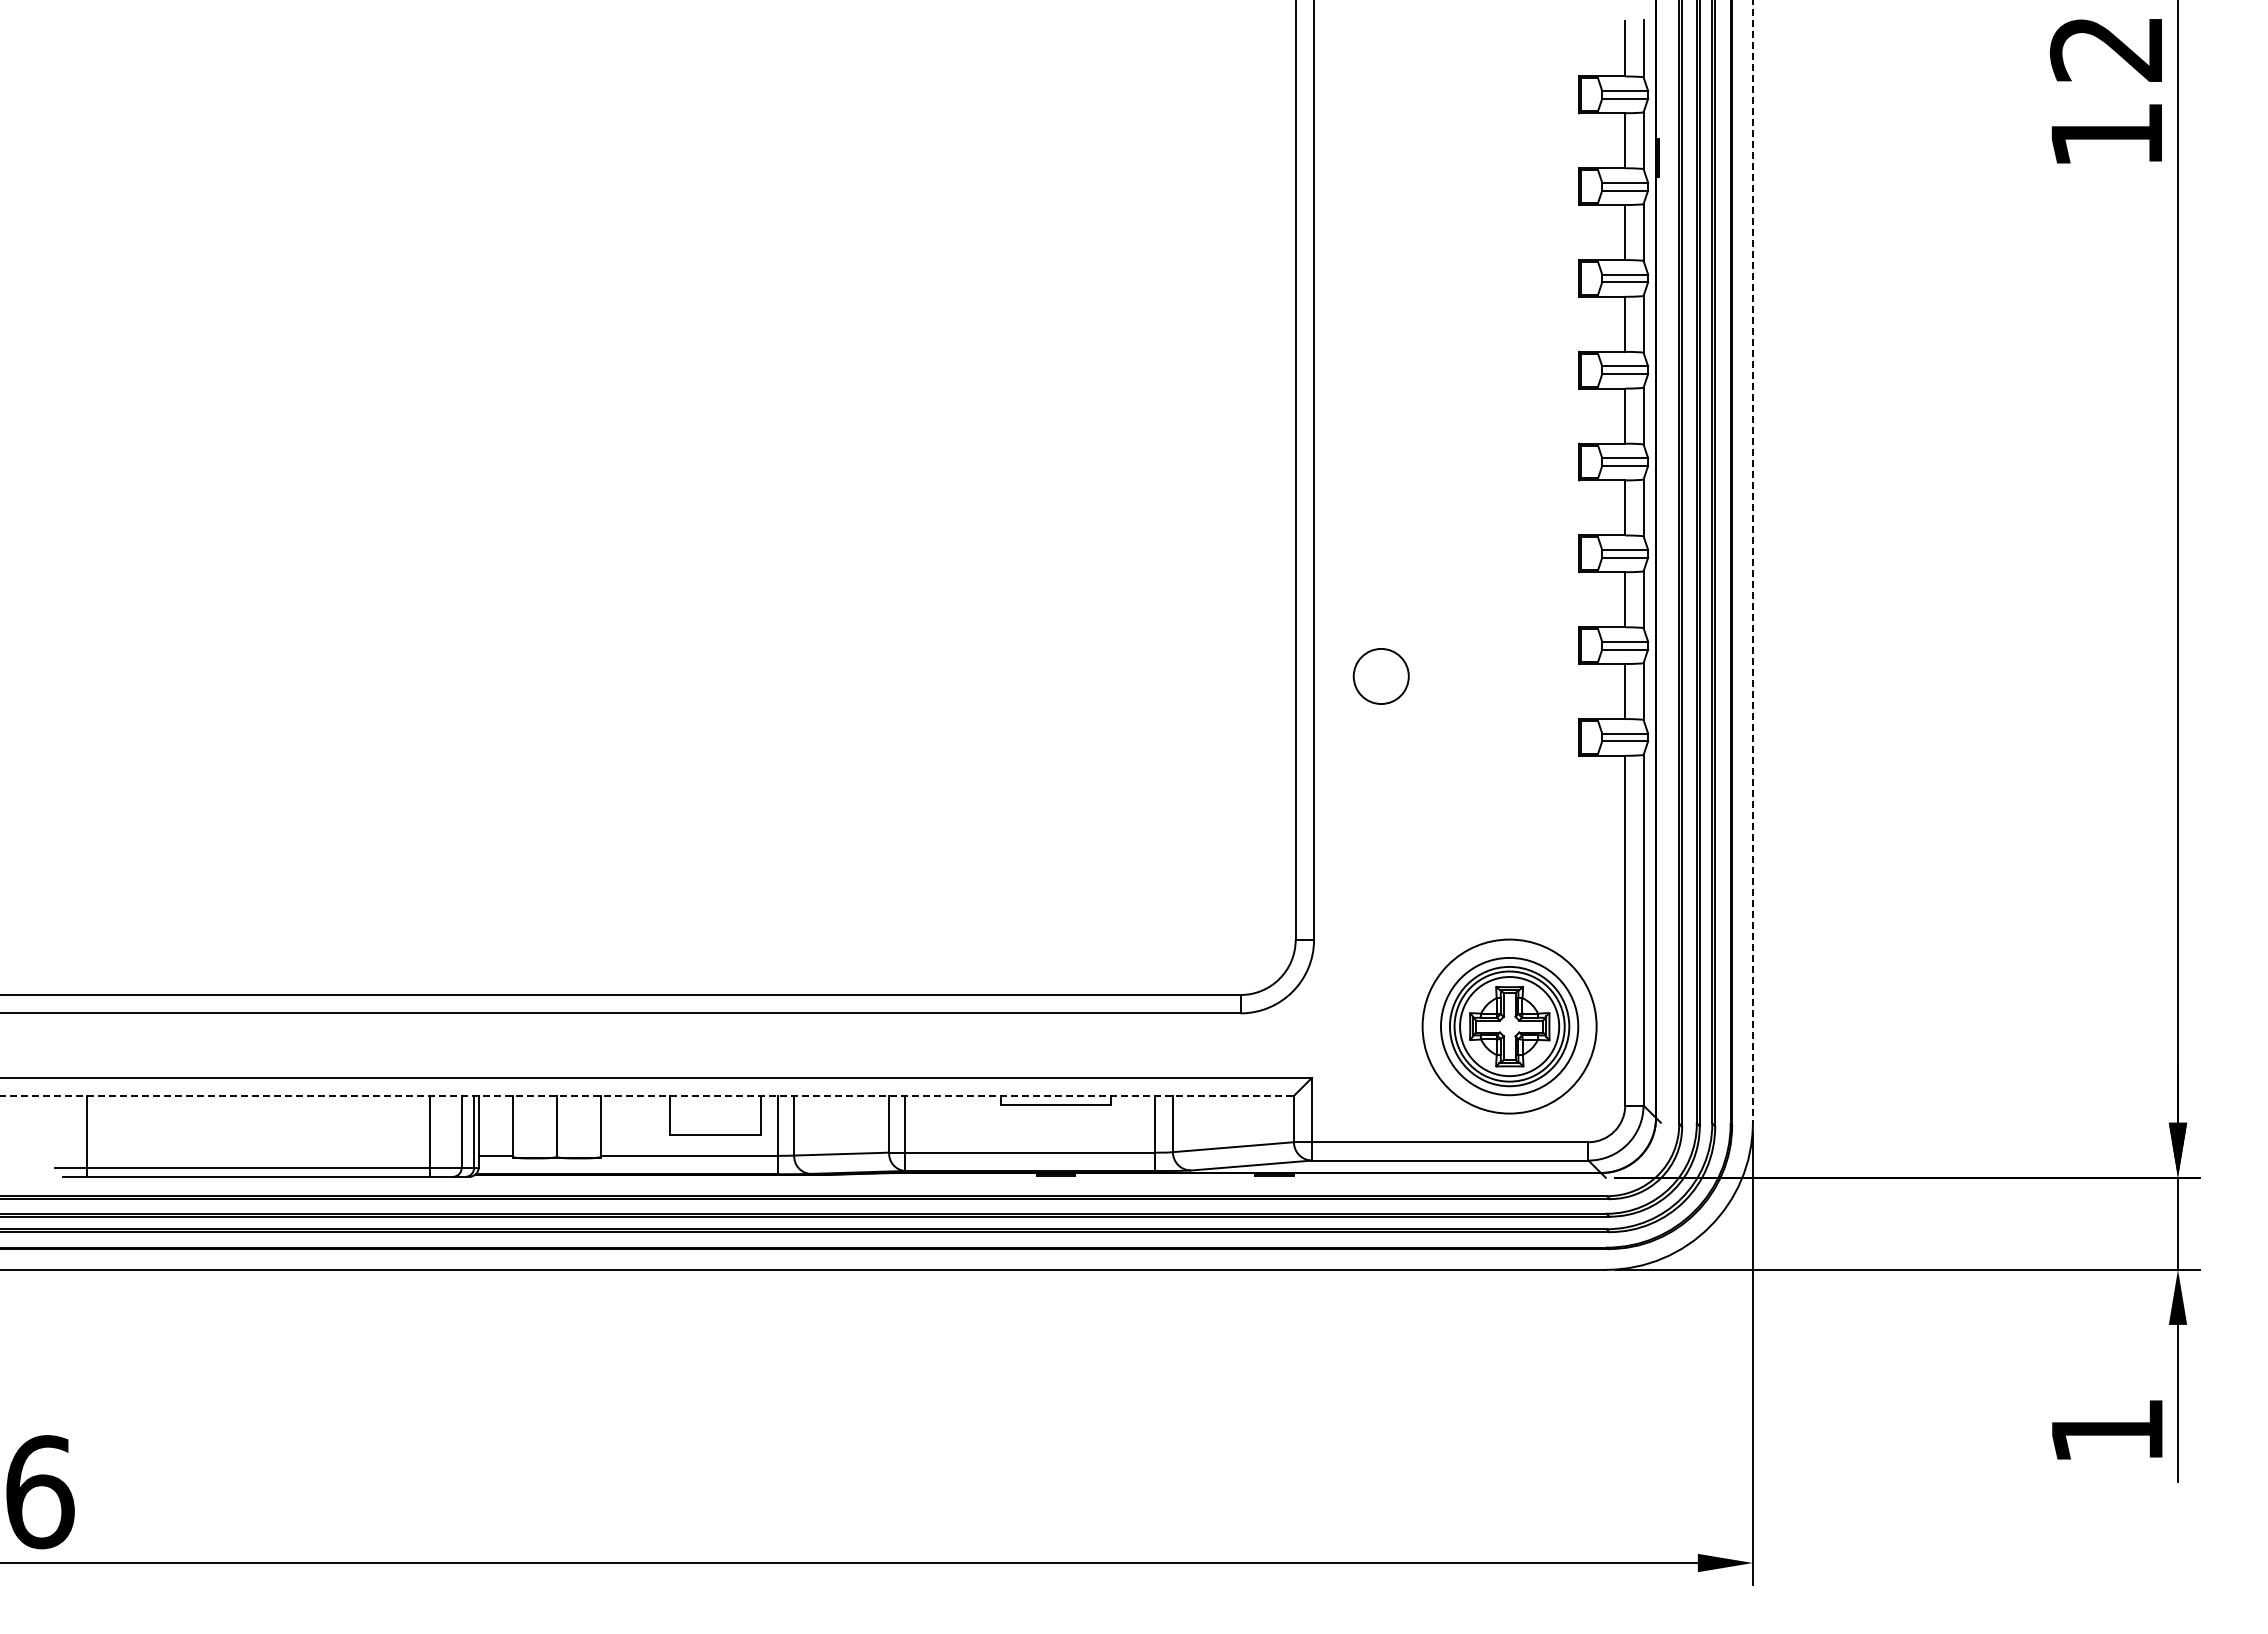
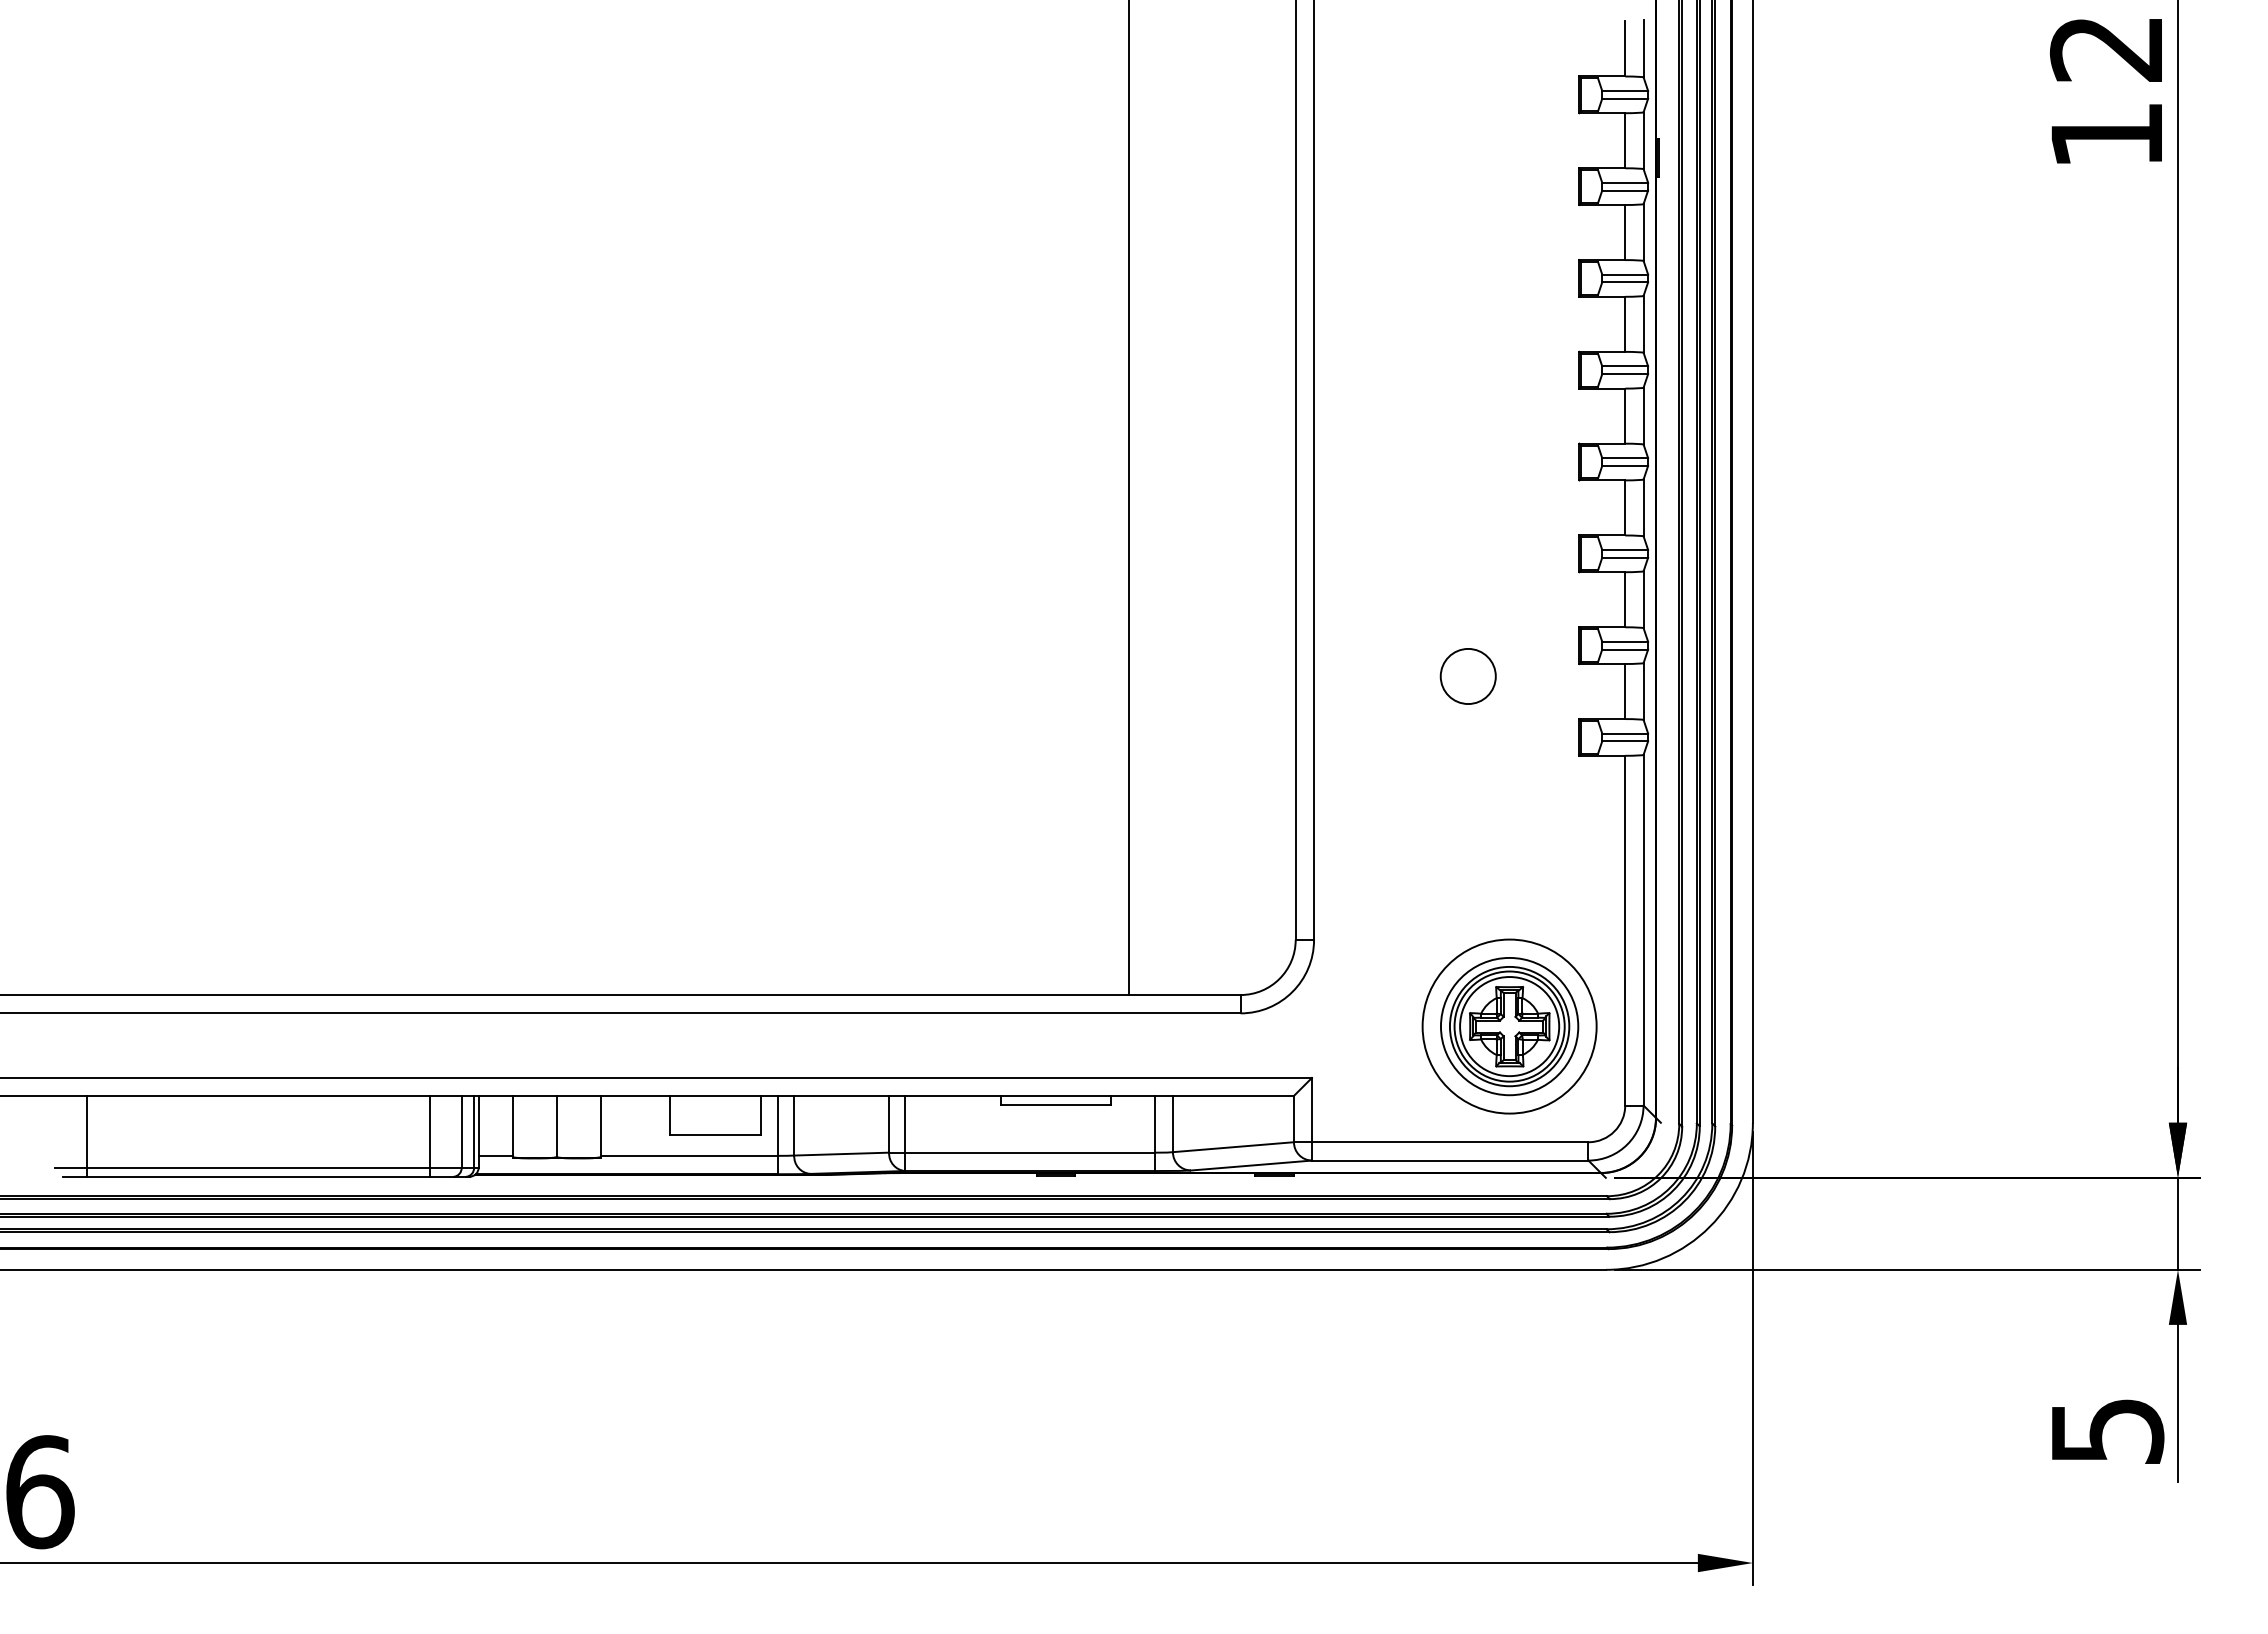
line: none -> present (1128, 498)
line: dashed -> solid (1752, 562)
circle position: (1380, 676) -> (1467, 676) (1467, 676)
line: dashed -> solid (646, 1096)
text: 1 -> 5 (2108, 1431)
